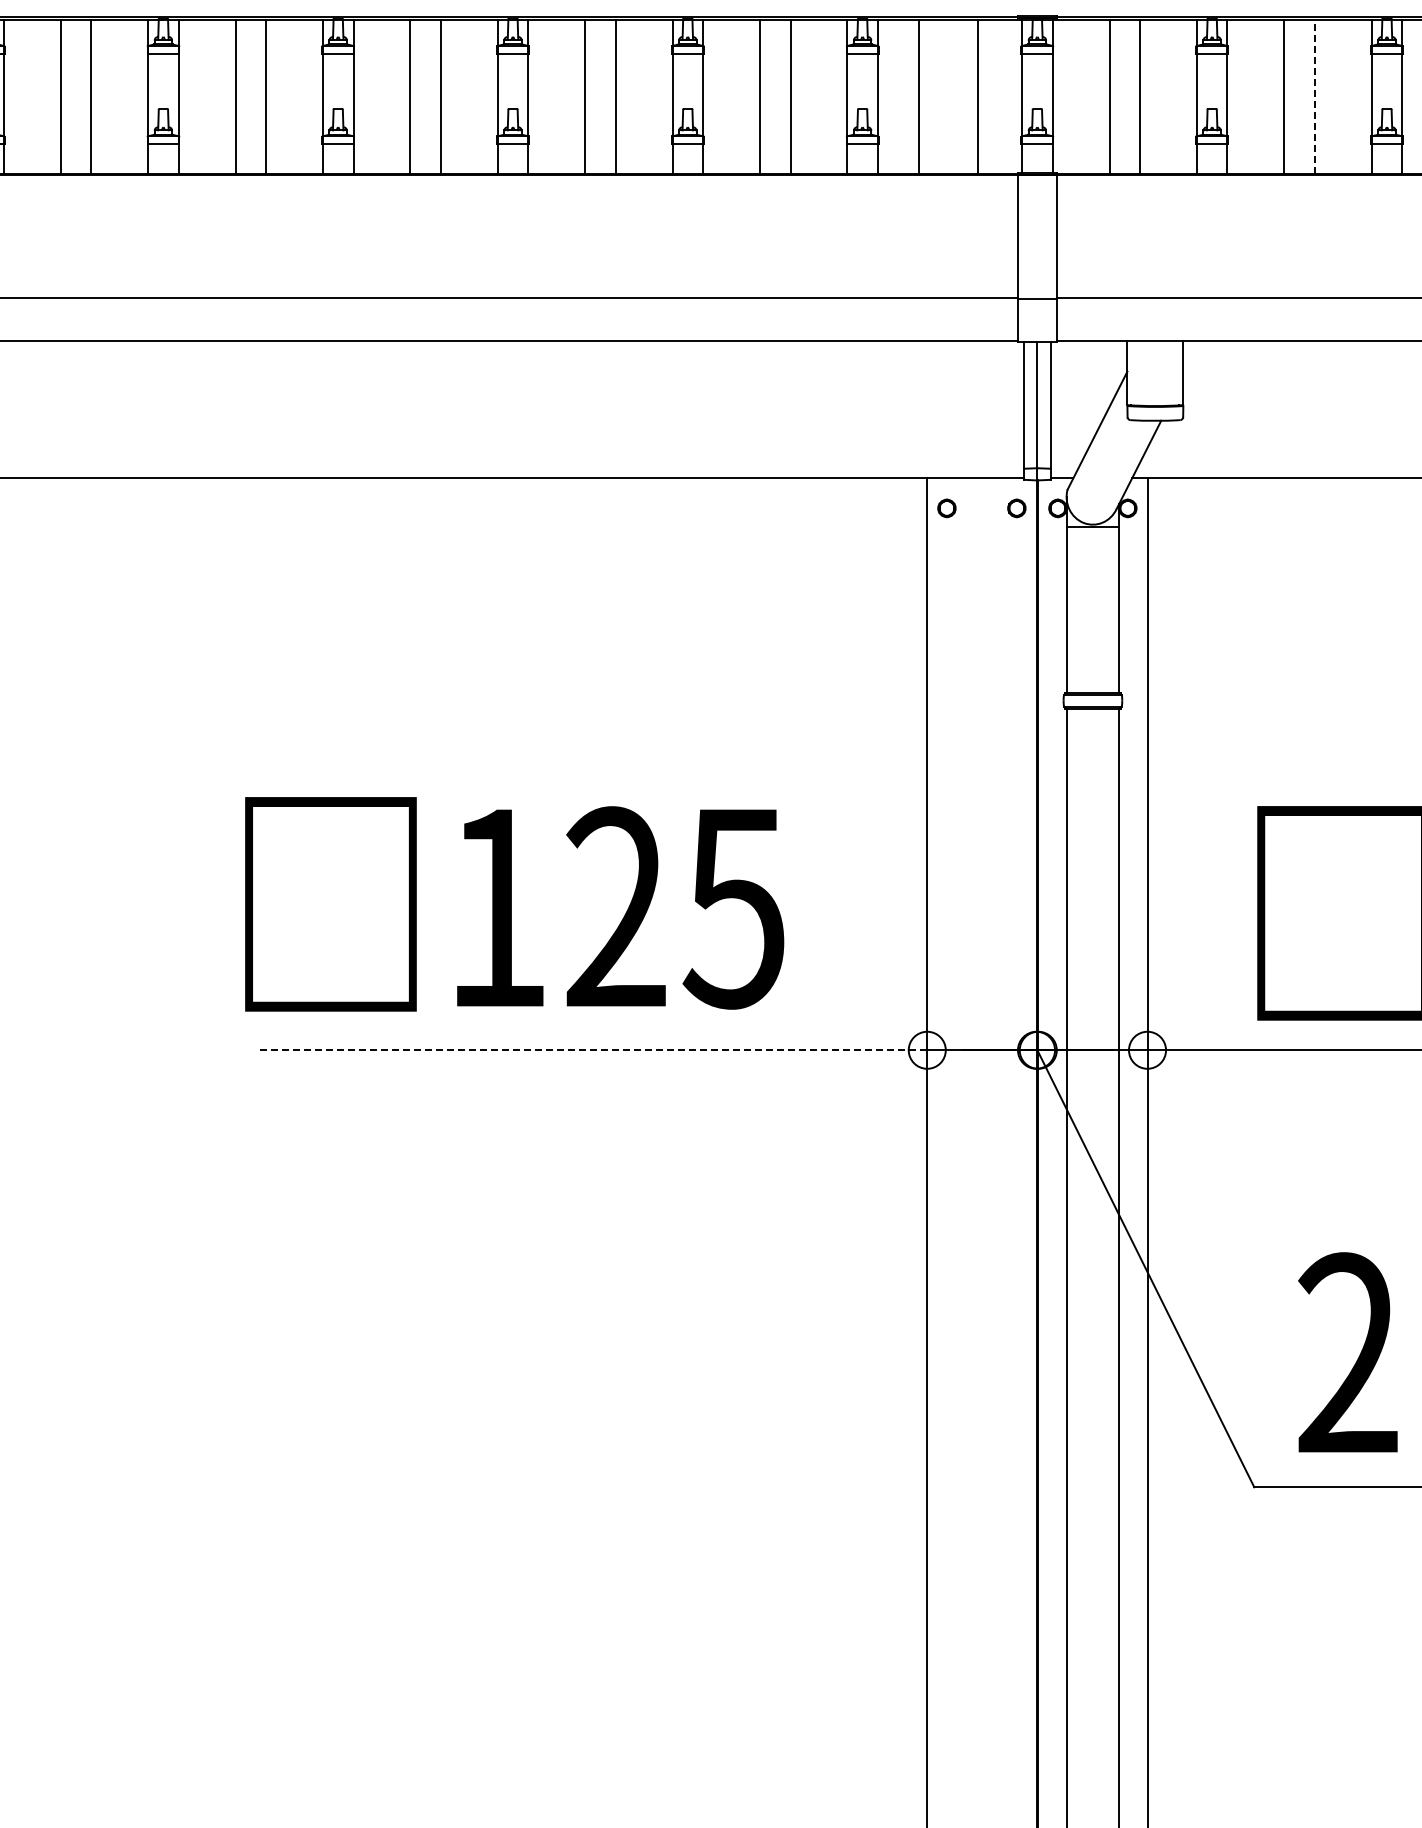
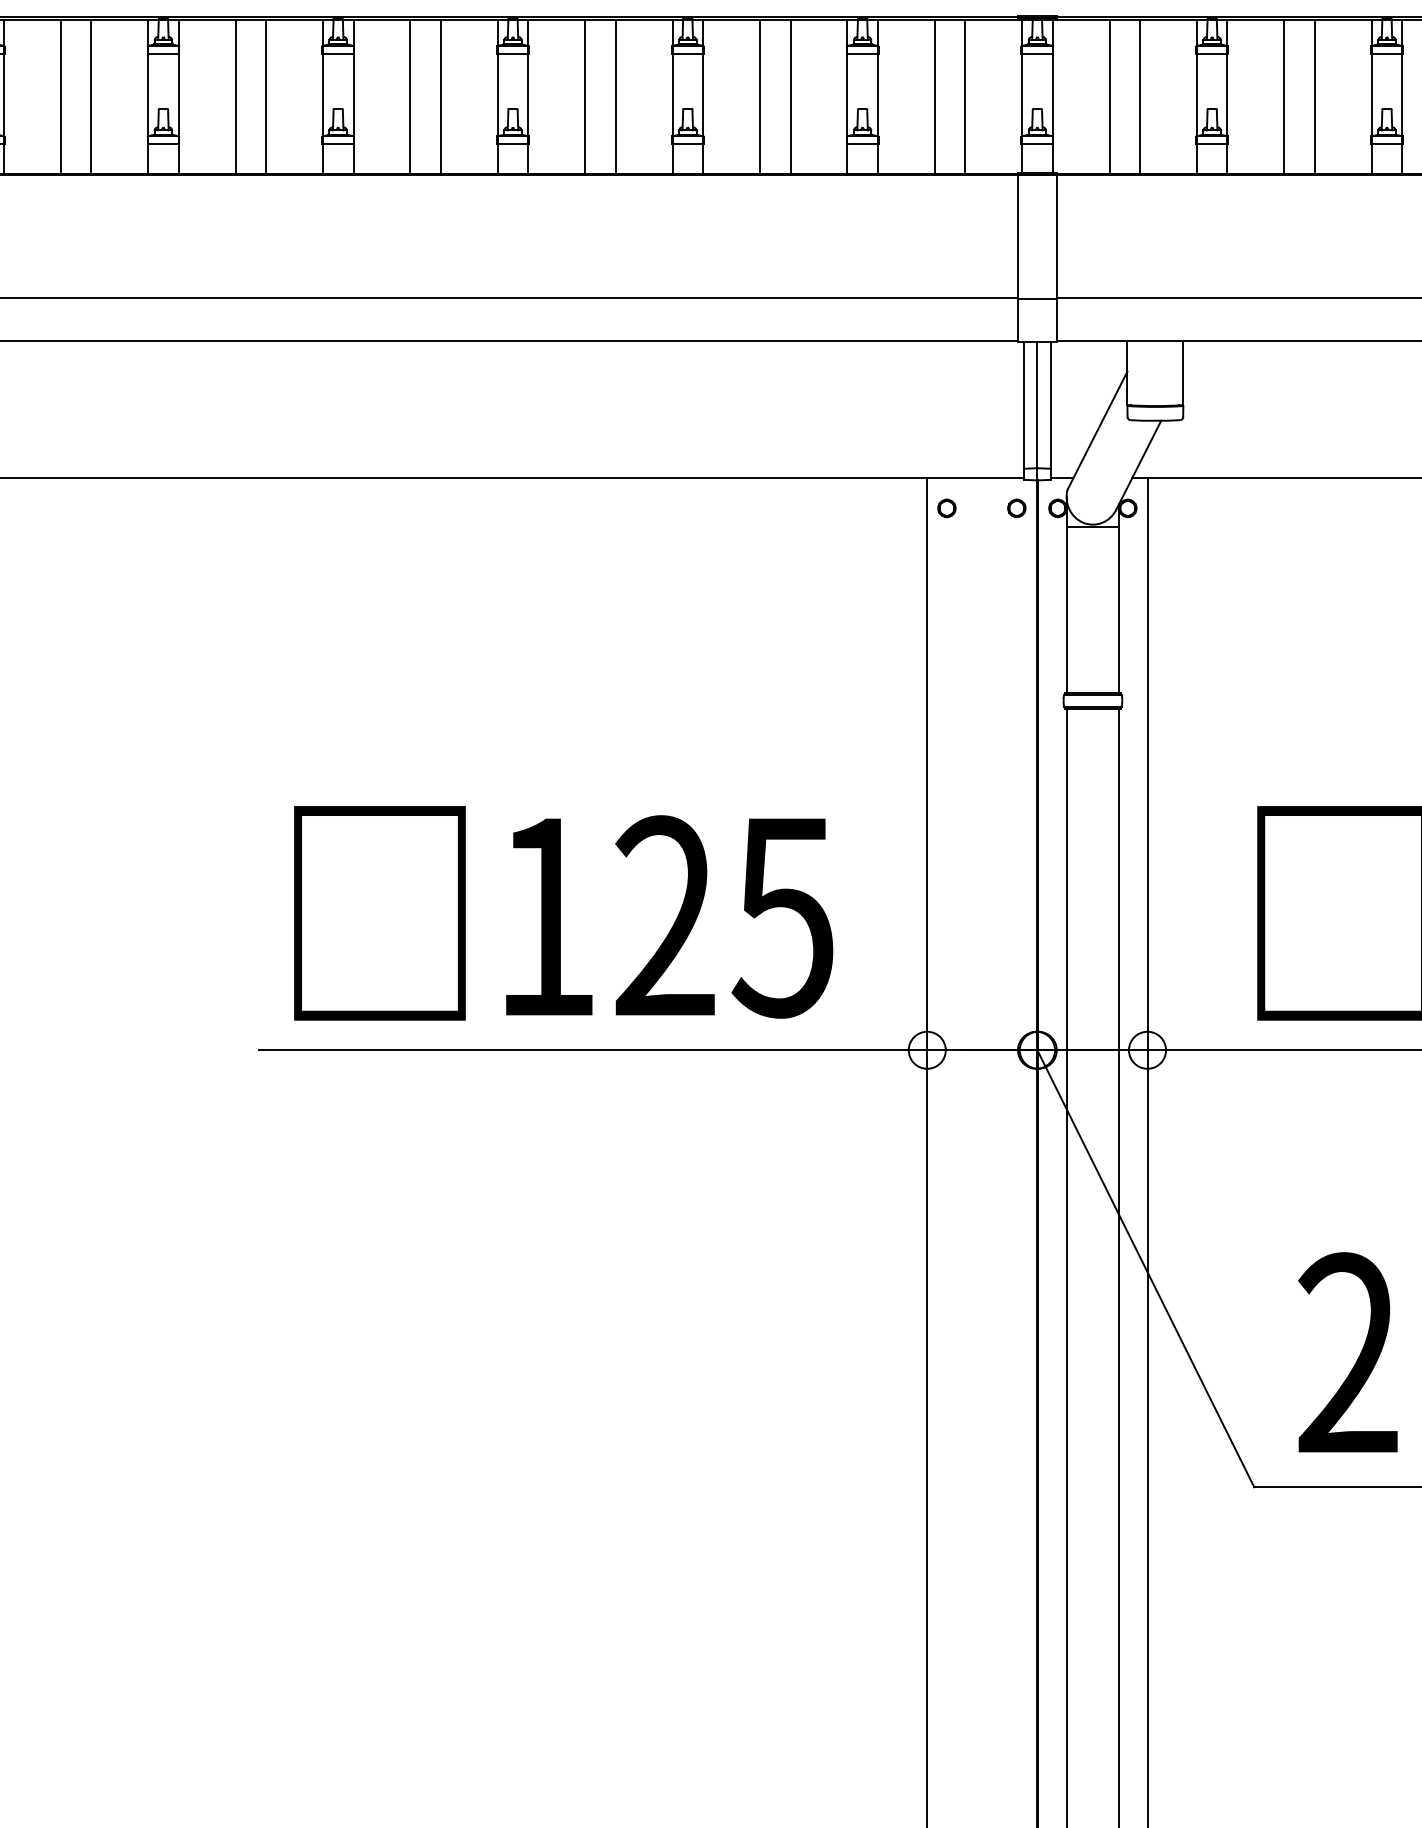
line position: (918, 96) -> (934, 96) (934, 96)
line position: (978, 96) -> (965, 96) (965, 96)
line: dashed -> solid (1314, 96)
text position: (514, 904) -> (563, 913) (563, 913)
line: dashed -> solid (592, 1050)
